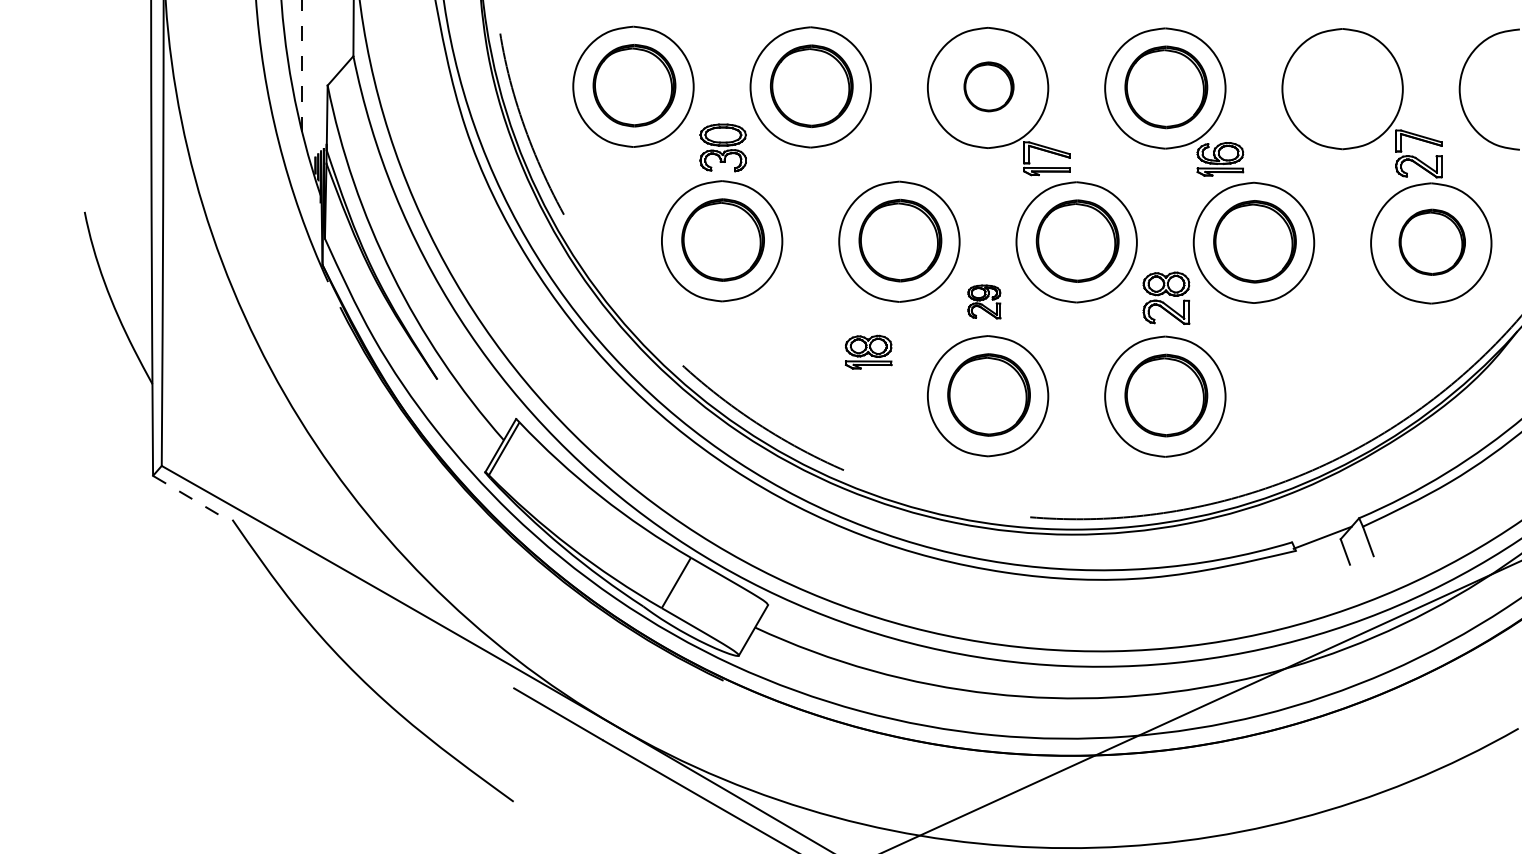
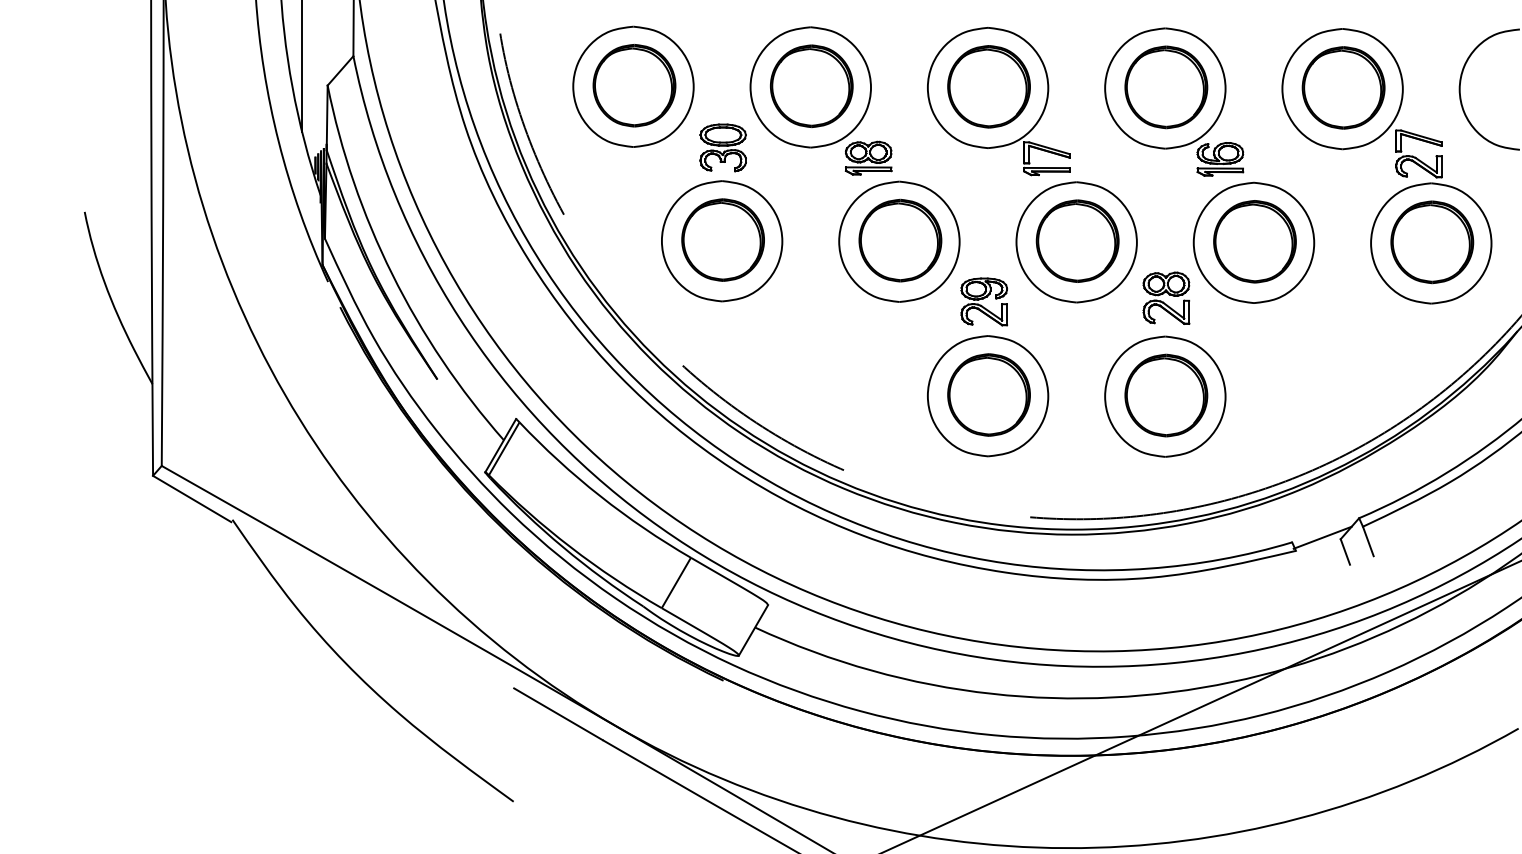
line: dashed -> solid (302, 66)
part size: 52x52 px -> 84x84 px (988, 86)
part: none -> present (1343, 87)
part size: 68x68 px -> 85x85 px (1432, 242)
part size: 35x36 px -> 49x50 px (984, 301)
part position: (868, 351) -> (868, 157) (868, 157)
line: dashed -> solid (192, 499)
